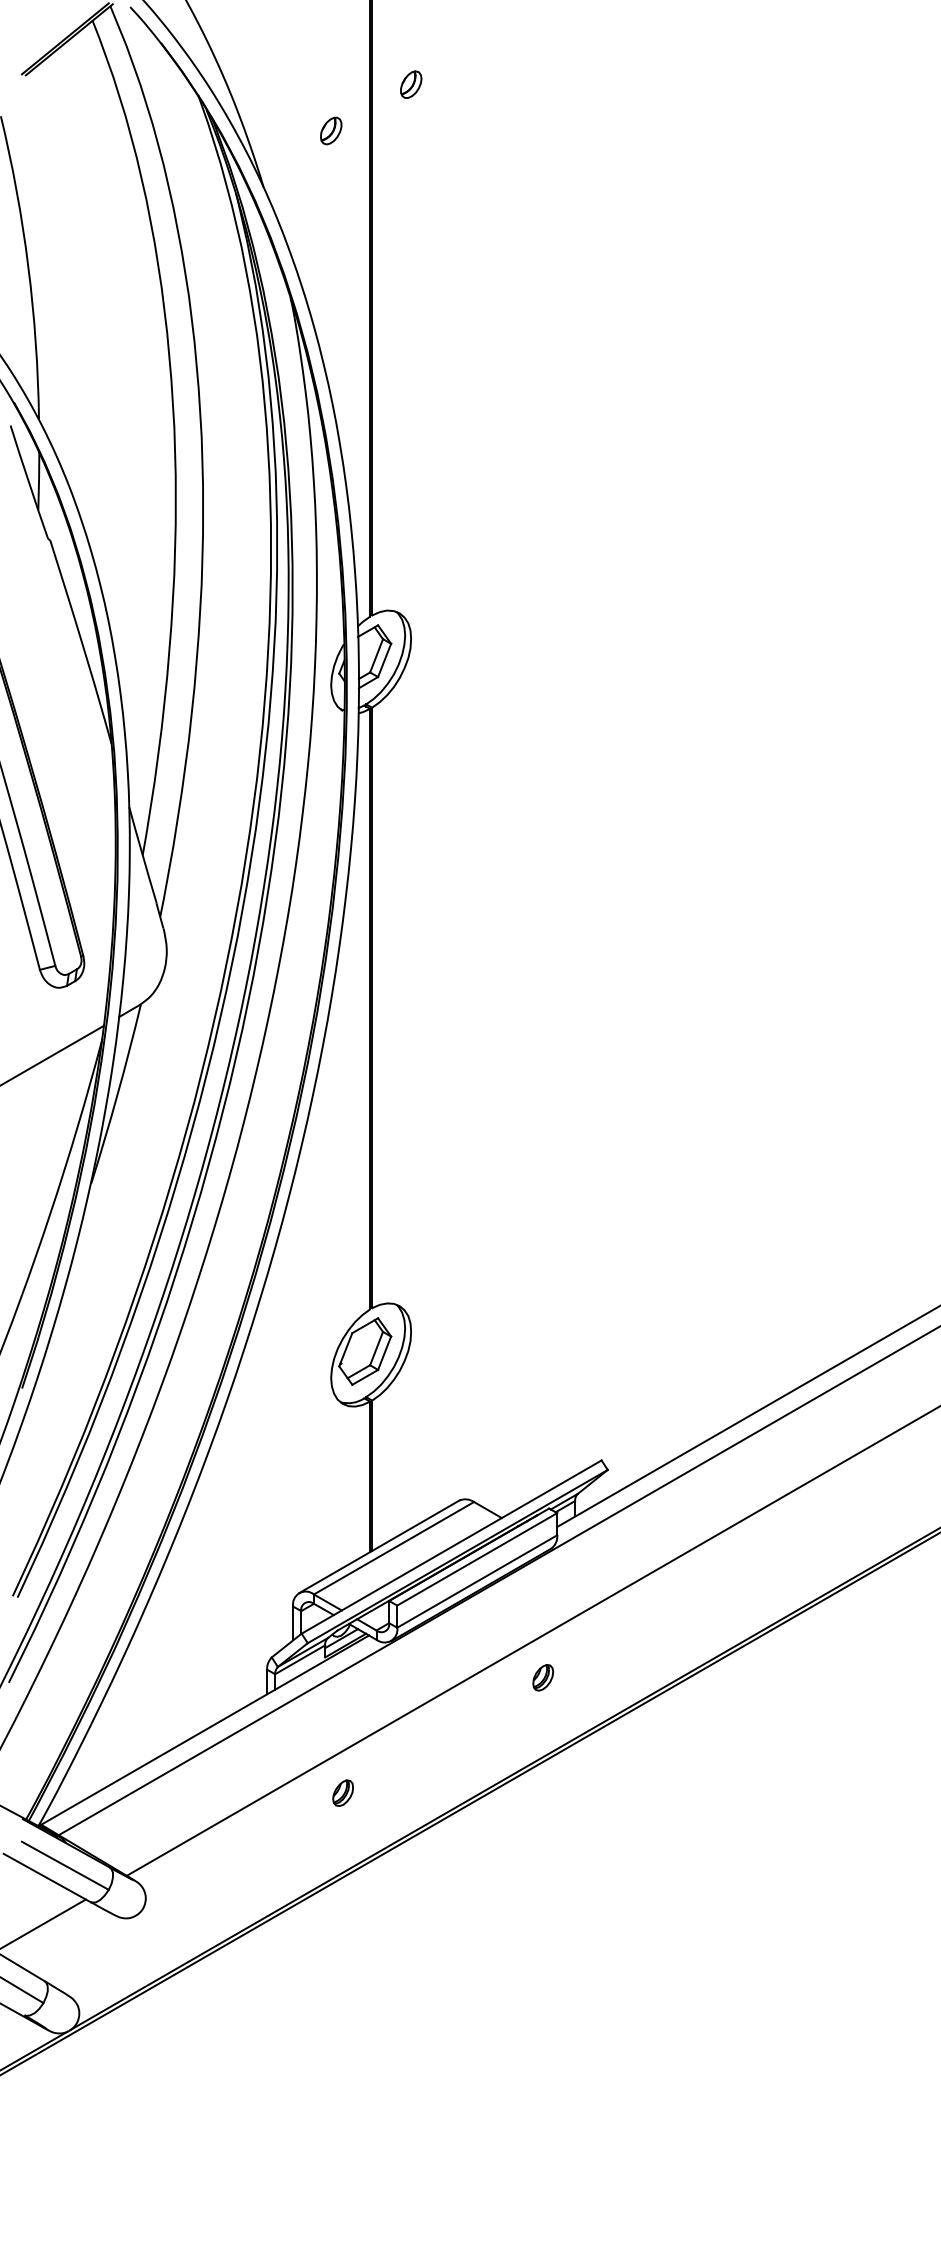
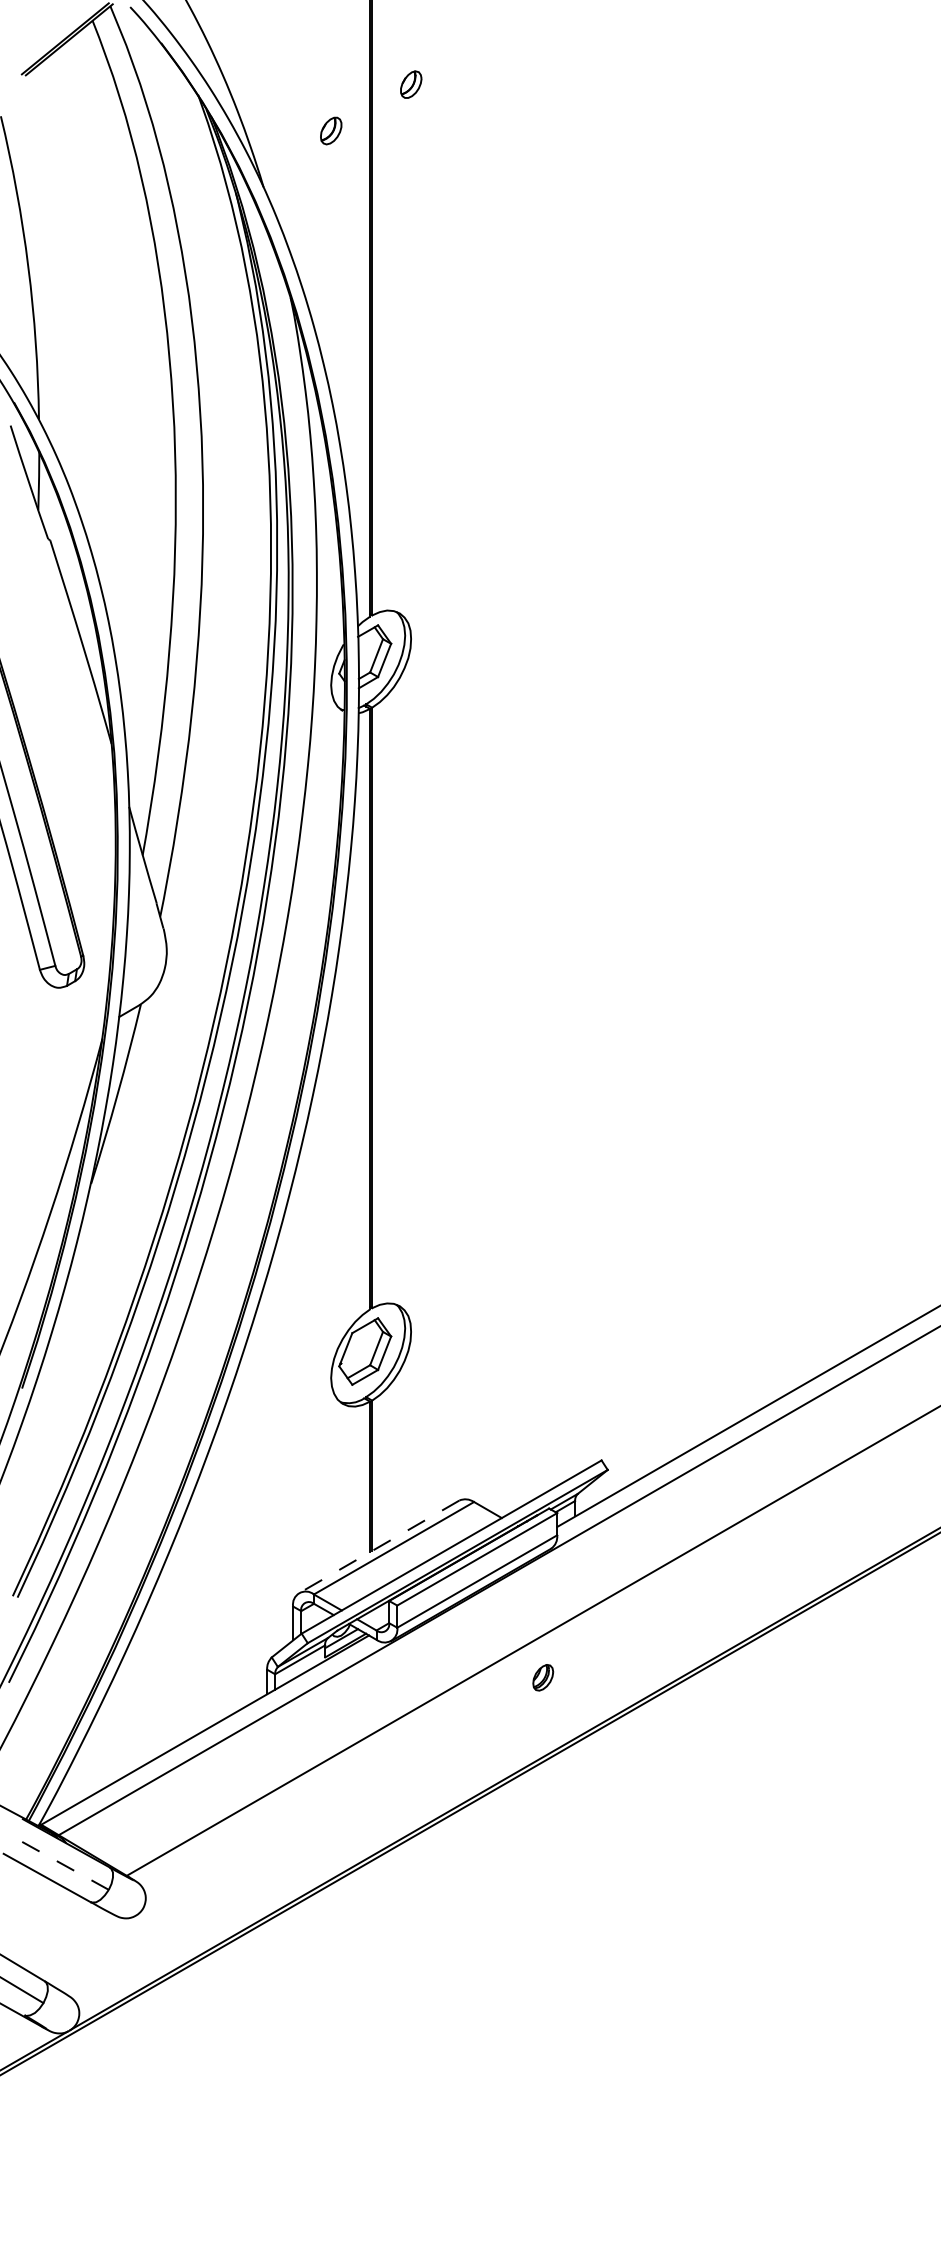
line: present -> none (52, 1054)
line: solid -> dashed (378, 1547)
part: present -> none (342, 1792)
line: solid -> dashed (65, 1865)
line: present -> none (43, 1923)
